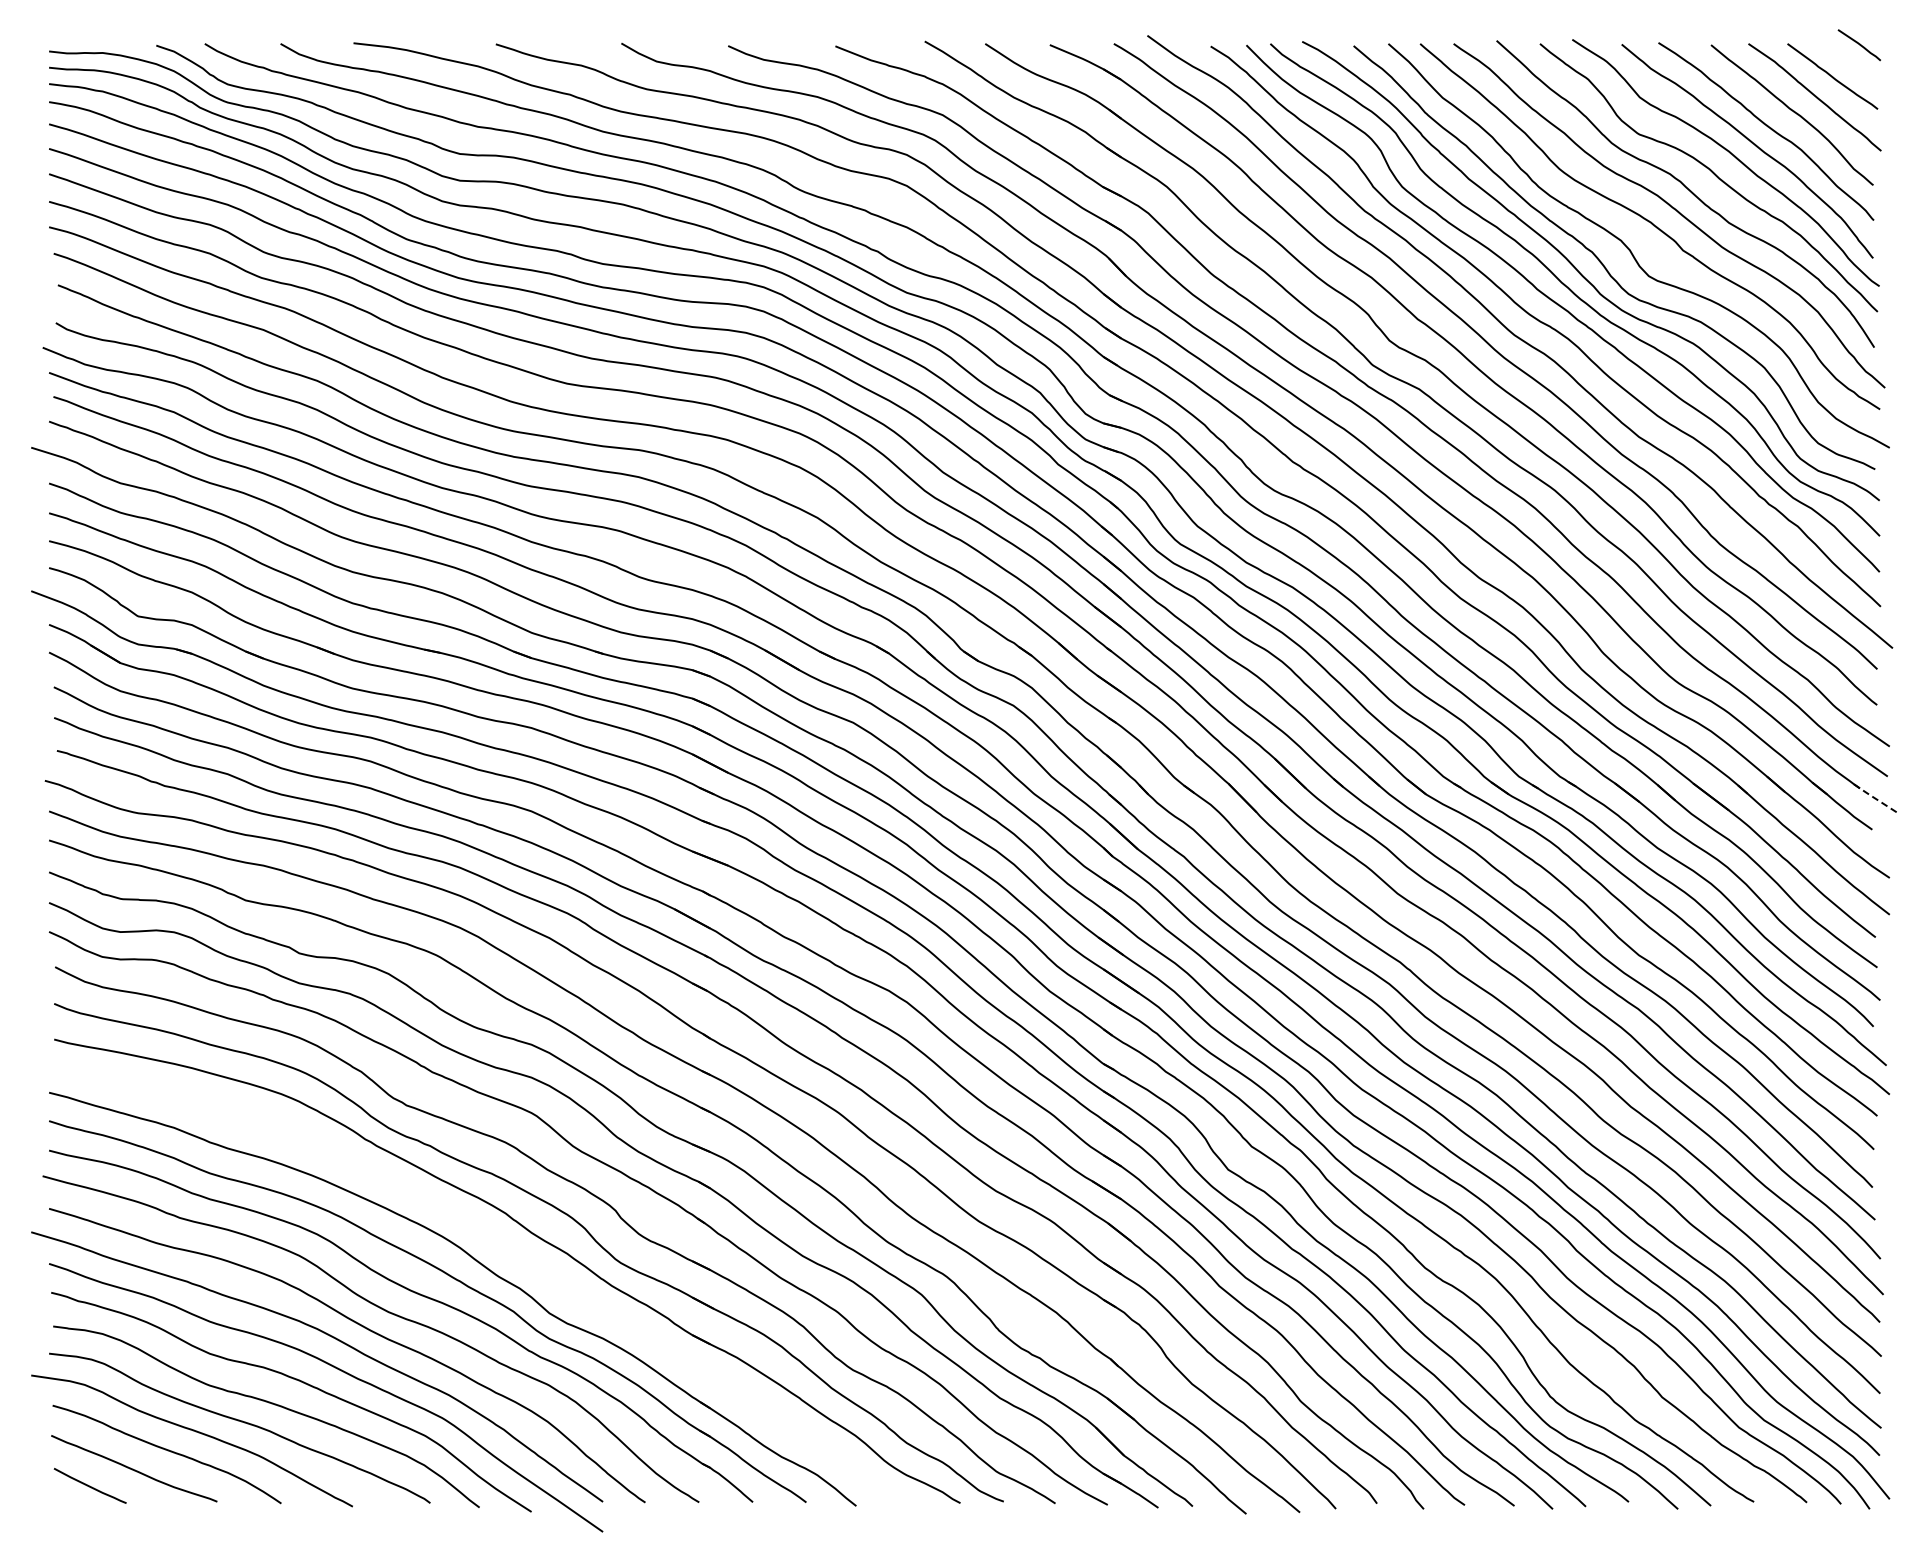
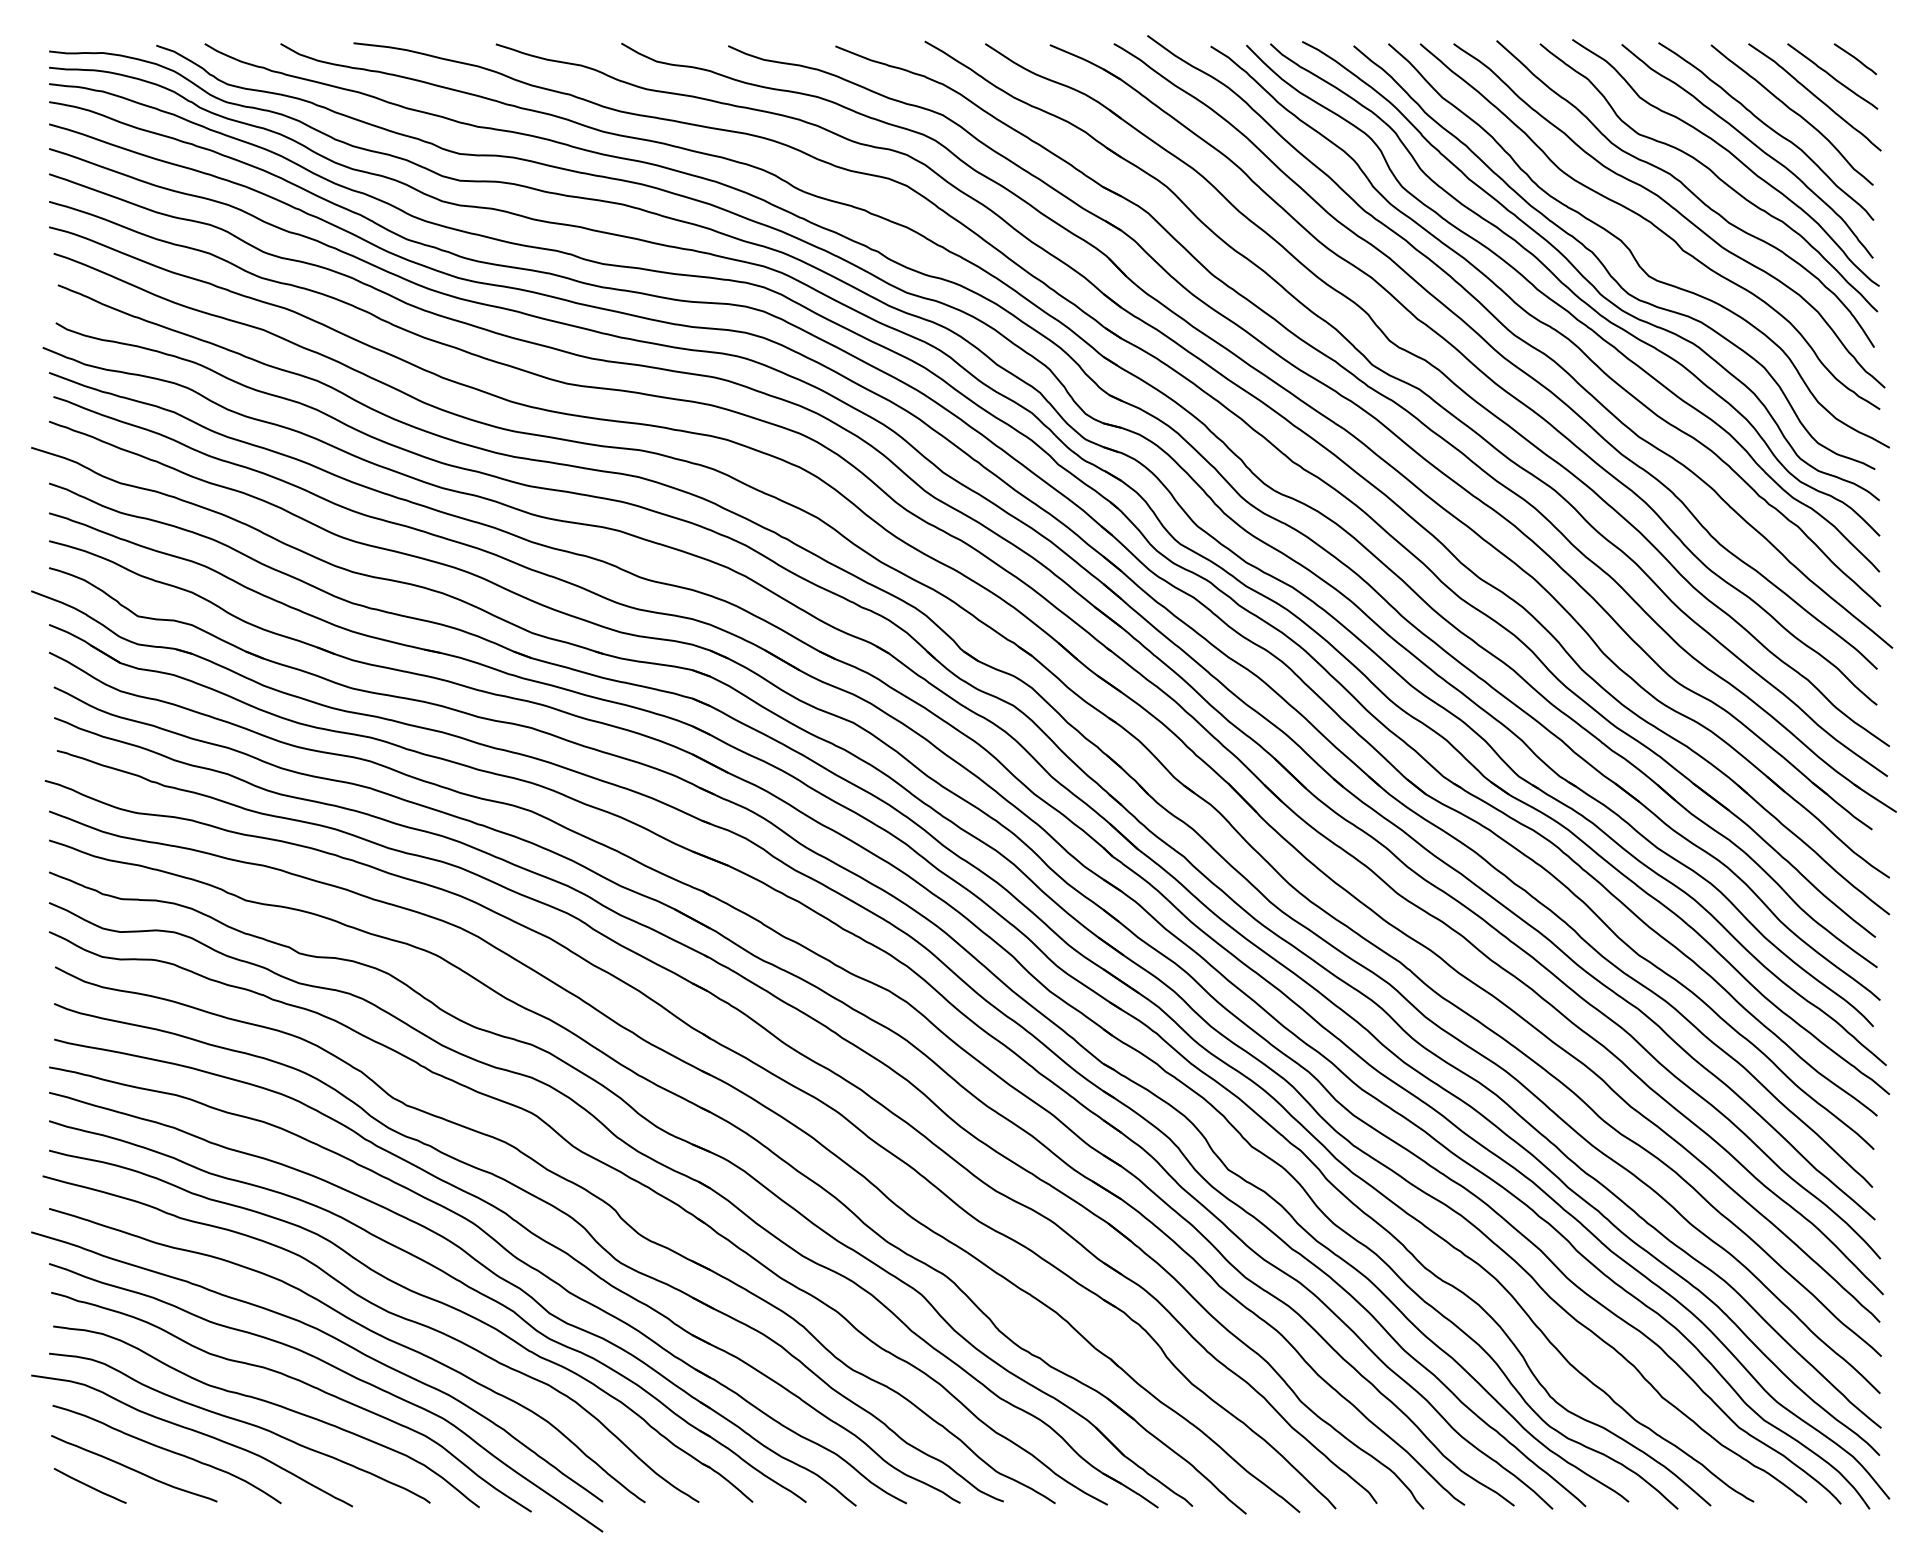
line position: (1858, 44) -> (1854, 58) (1854, 58)
line: dashed -> solid (1874, 797)
part: none -> present (507, 1252)
